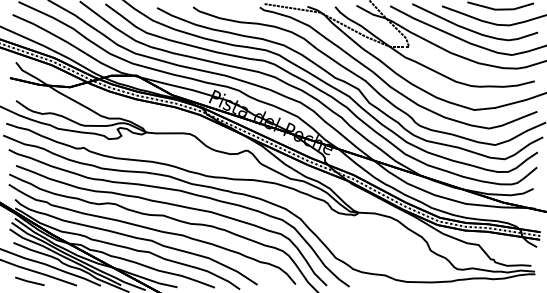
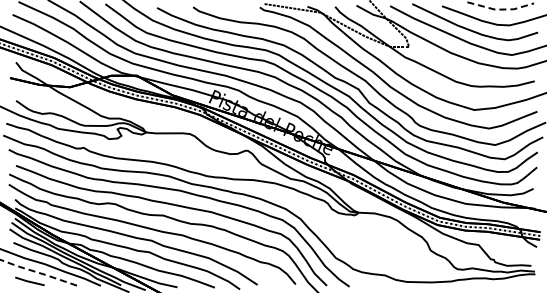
line: solid -> dashed (501, 9)
line: solid -> dashed (38, 272)
